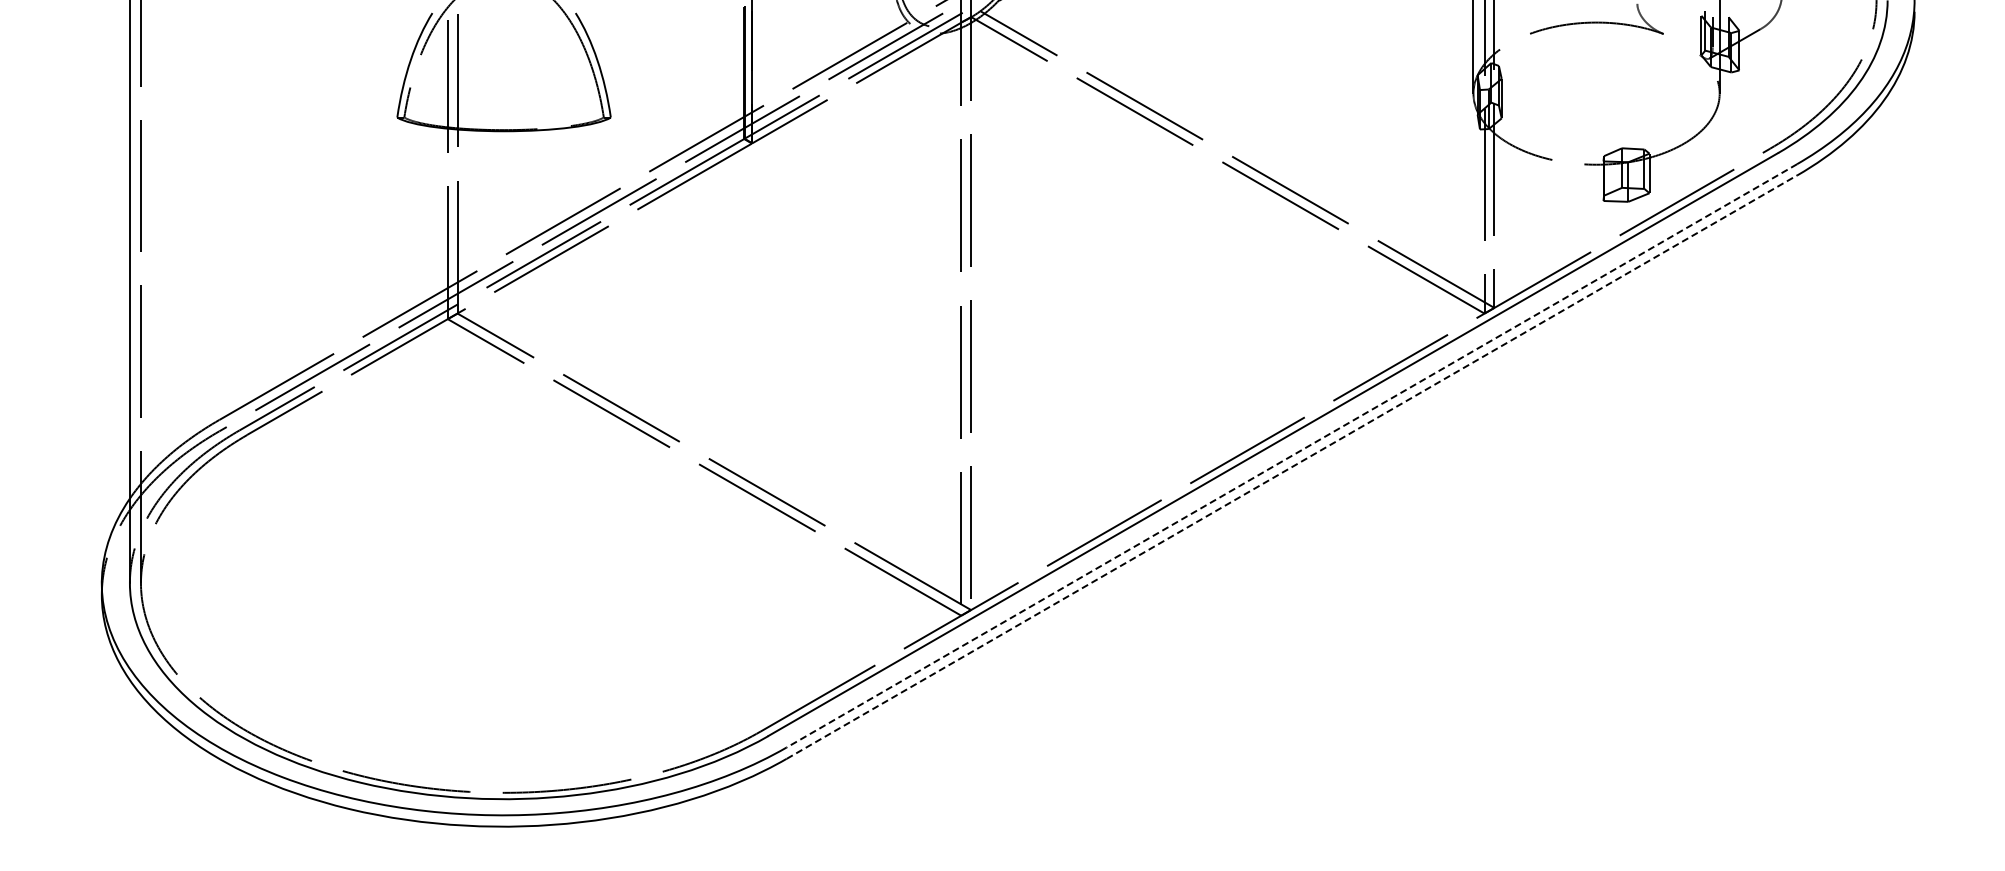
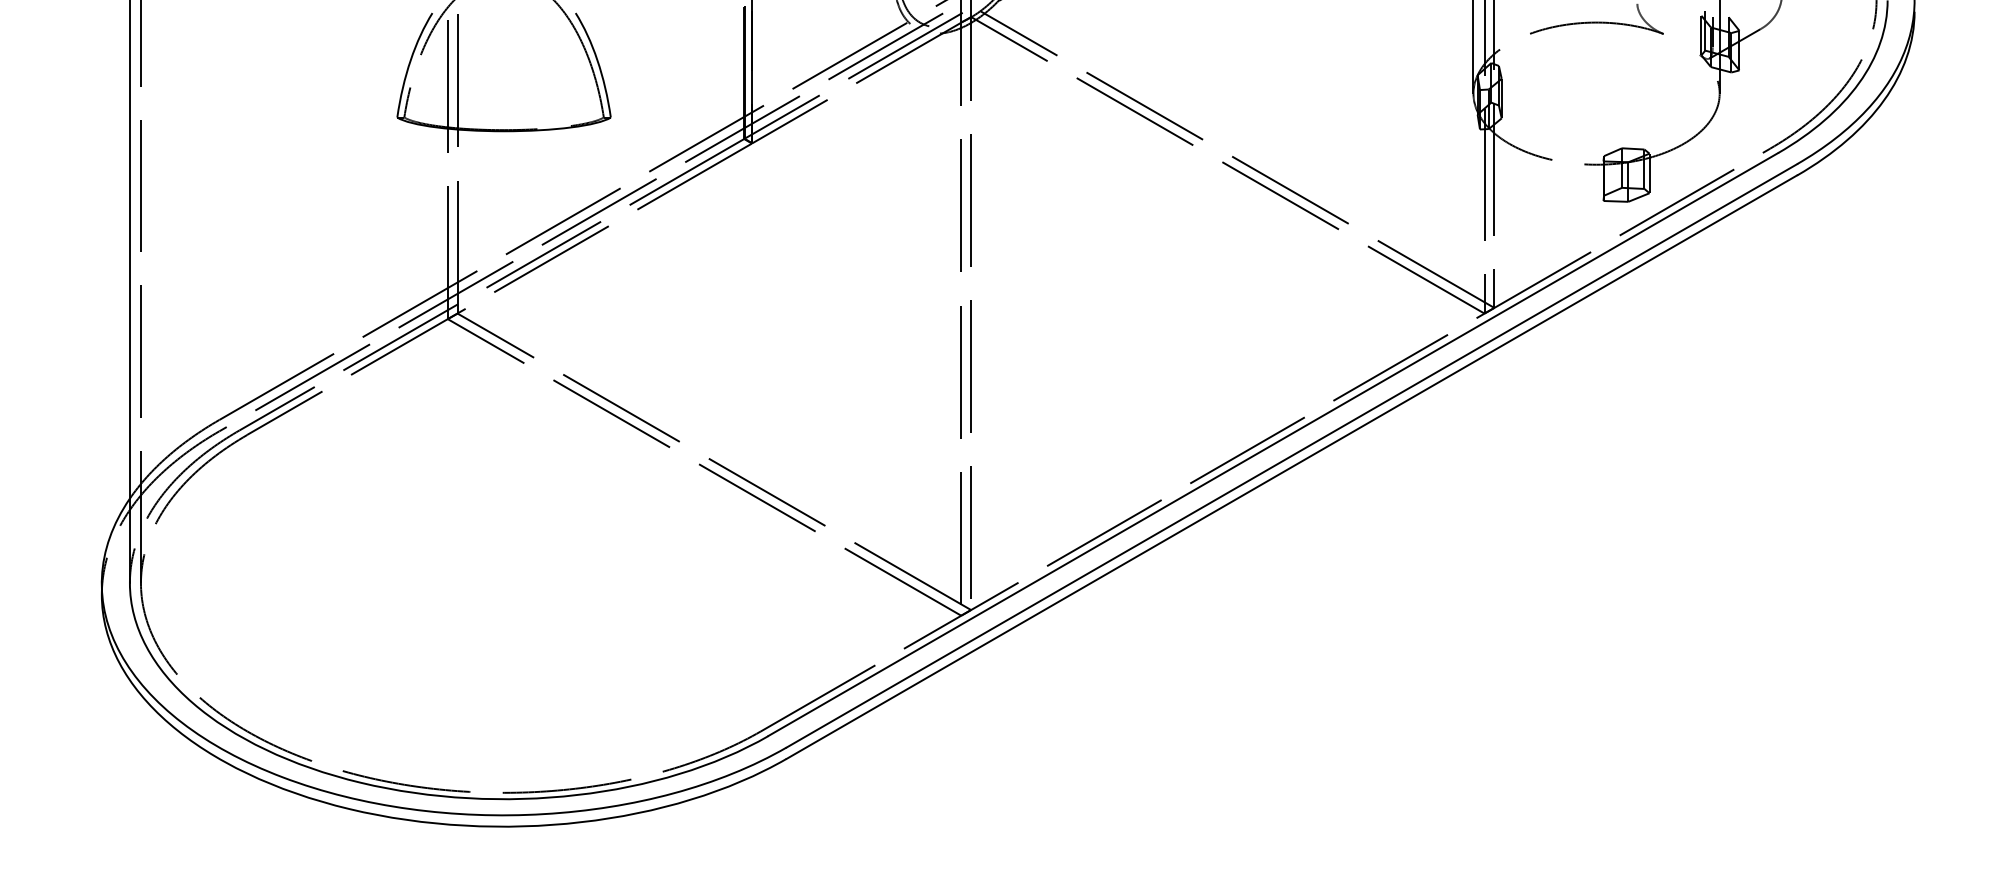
line: dashed -> solid (1291, 456)
line: dashed -> solid (1292, 466)
